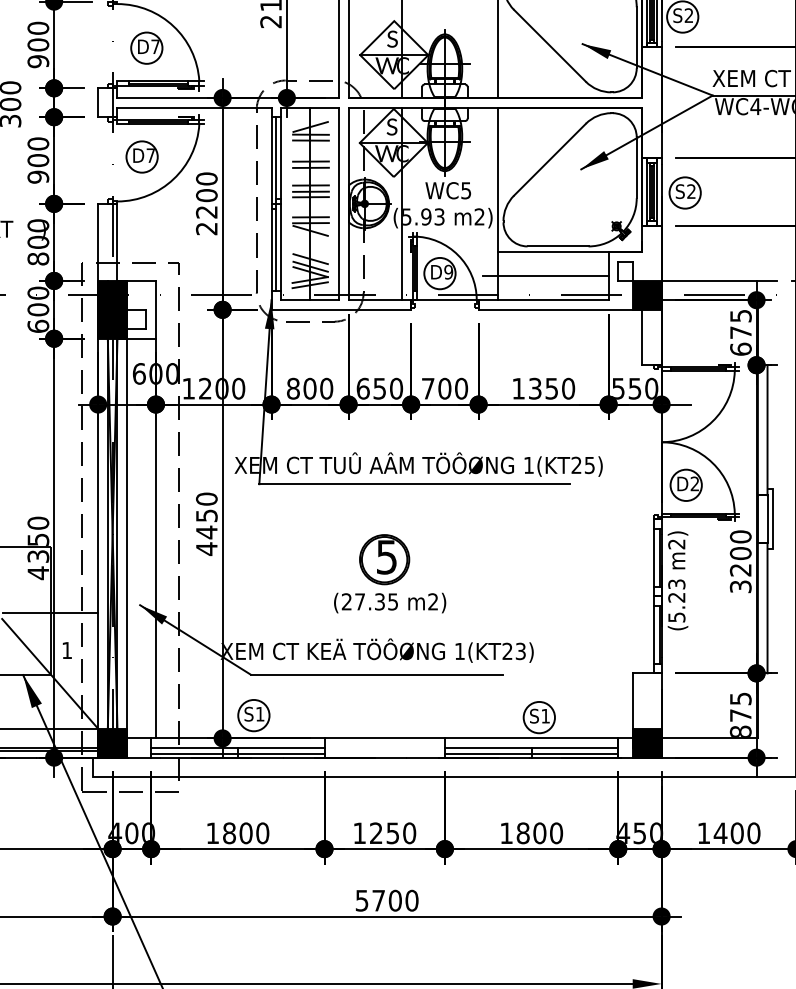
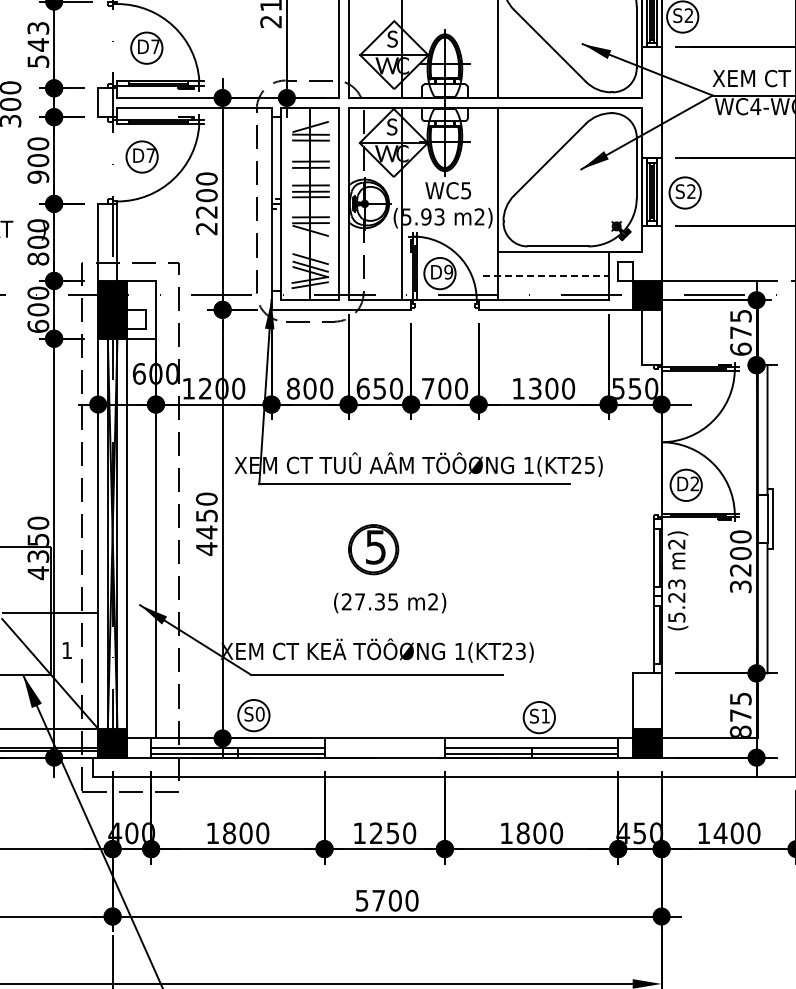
text: 900 -> 543 (38, 44)
line: present -> none (276, 203)
line: solid -> dashed (546, 276)
text: 1350 -> 1300 (551, 388)
part position: (384, 559) -> (373, 549) (373, 549)
text: S1 -> S0 (259, 713)
